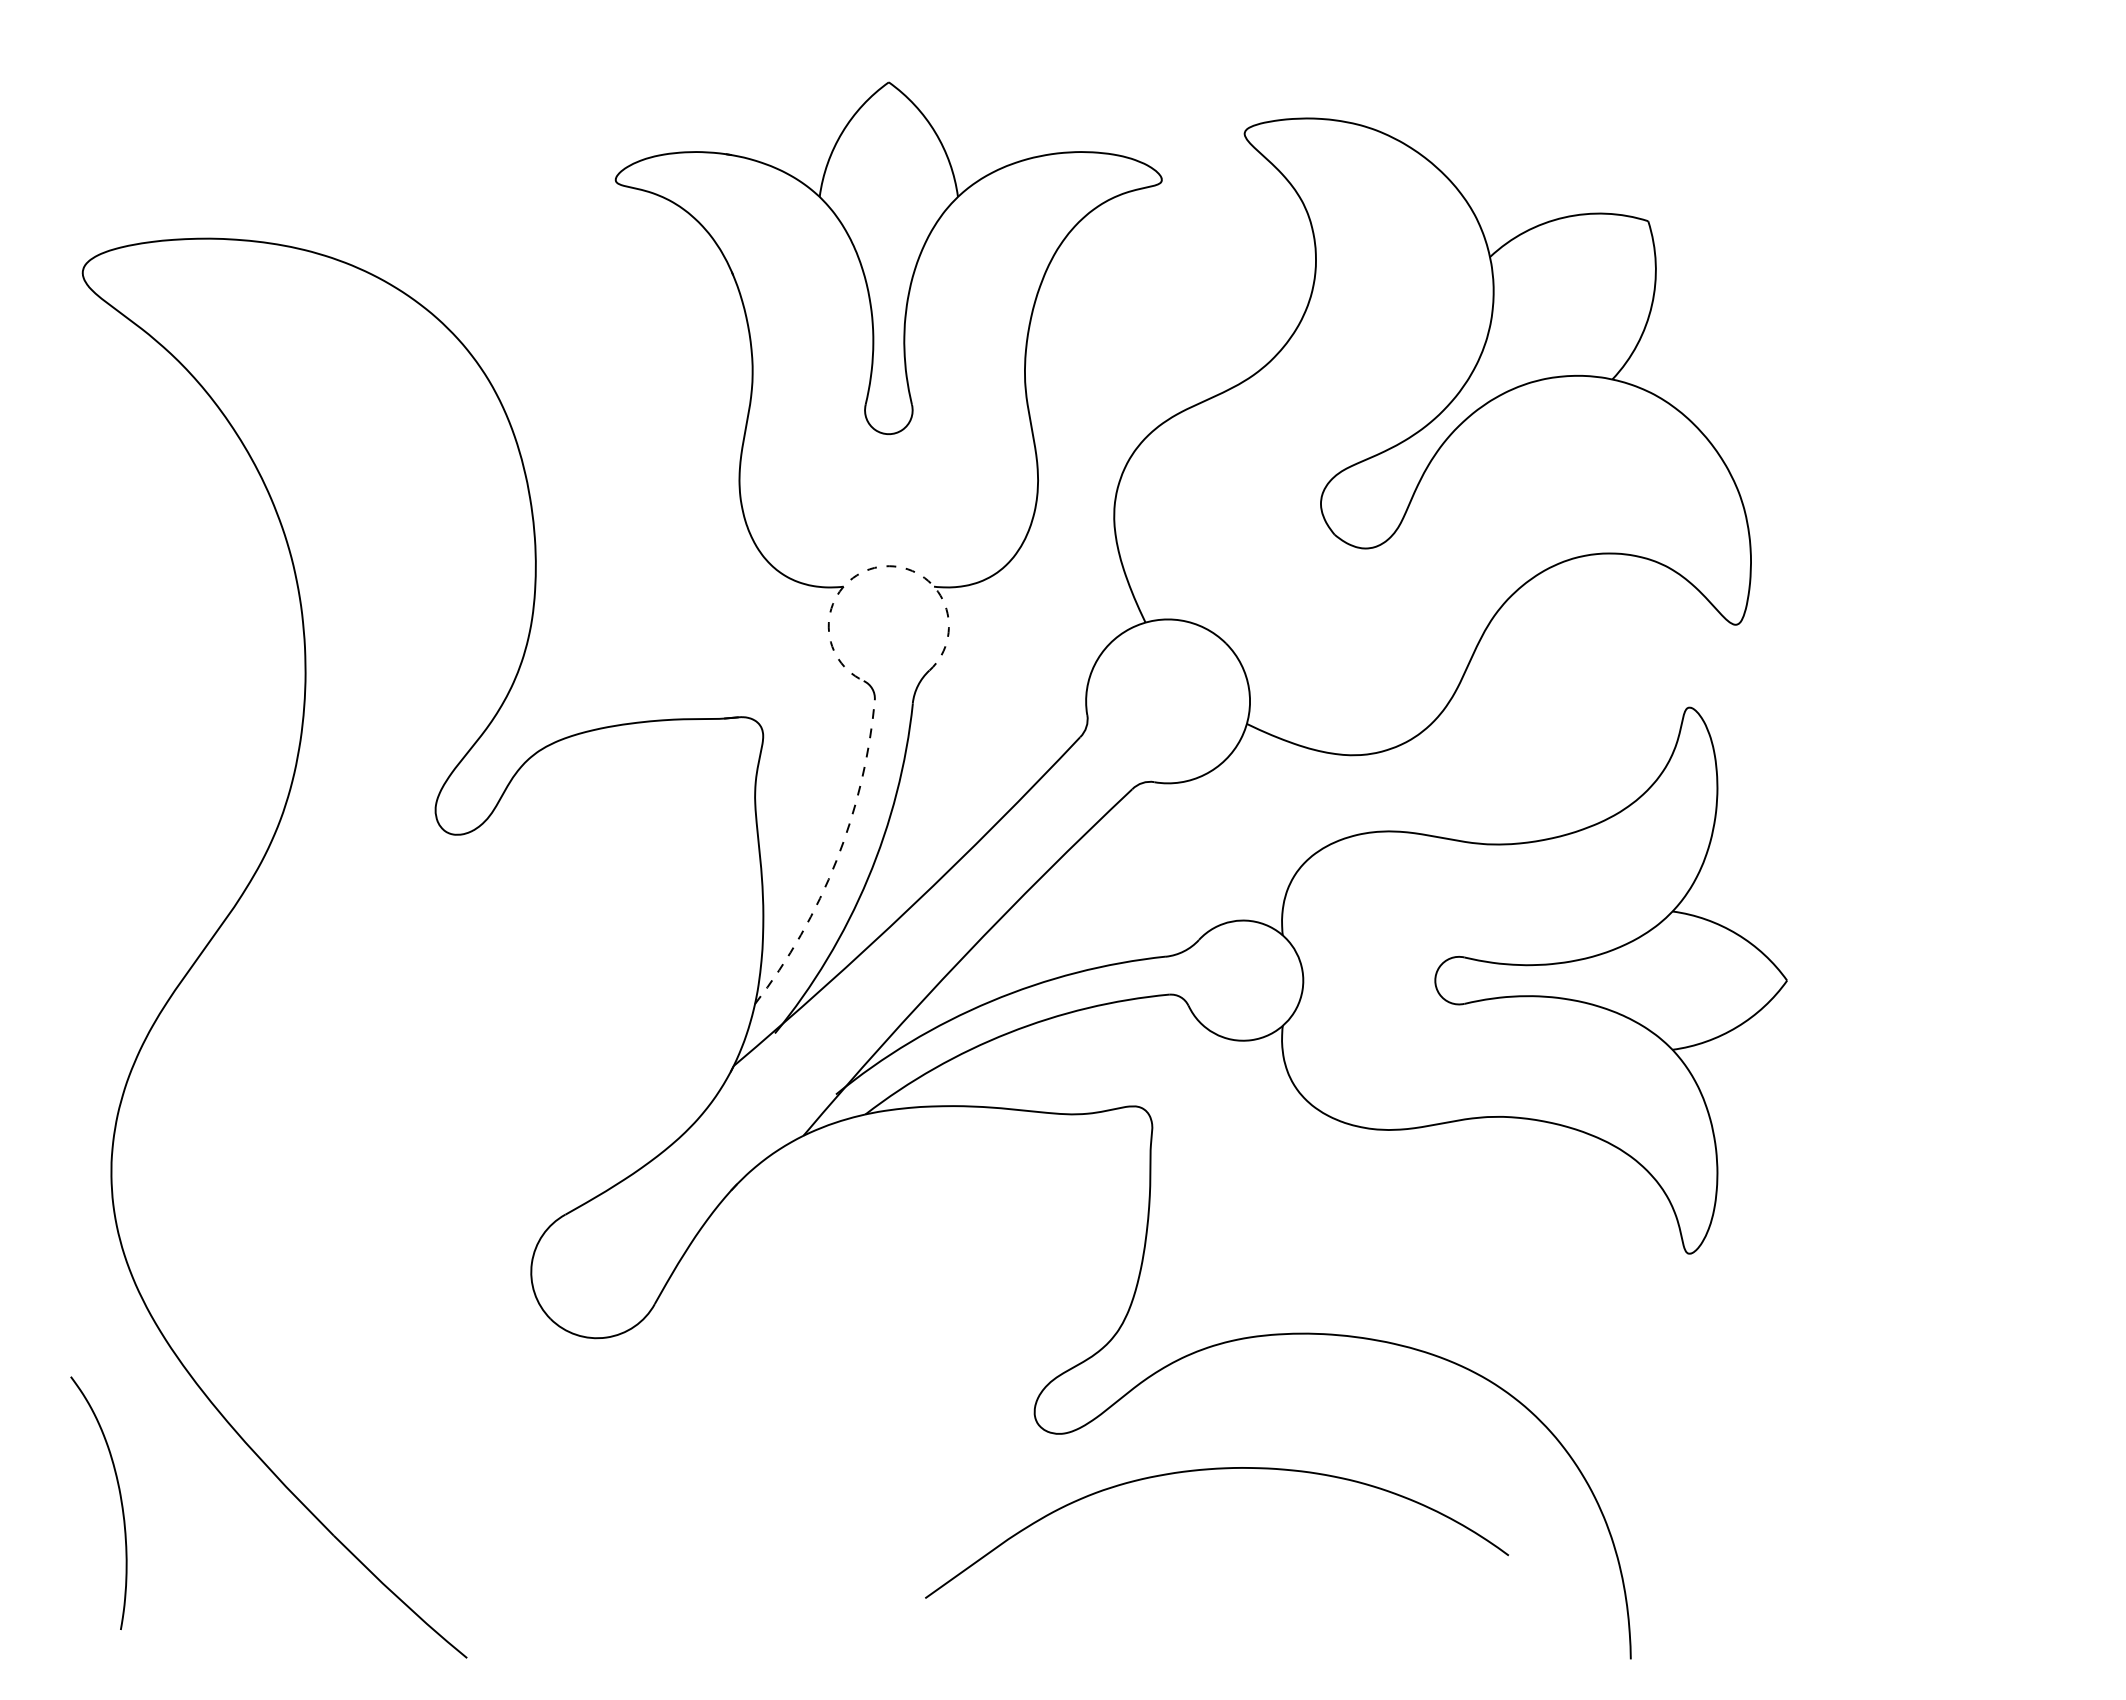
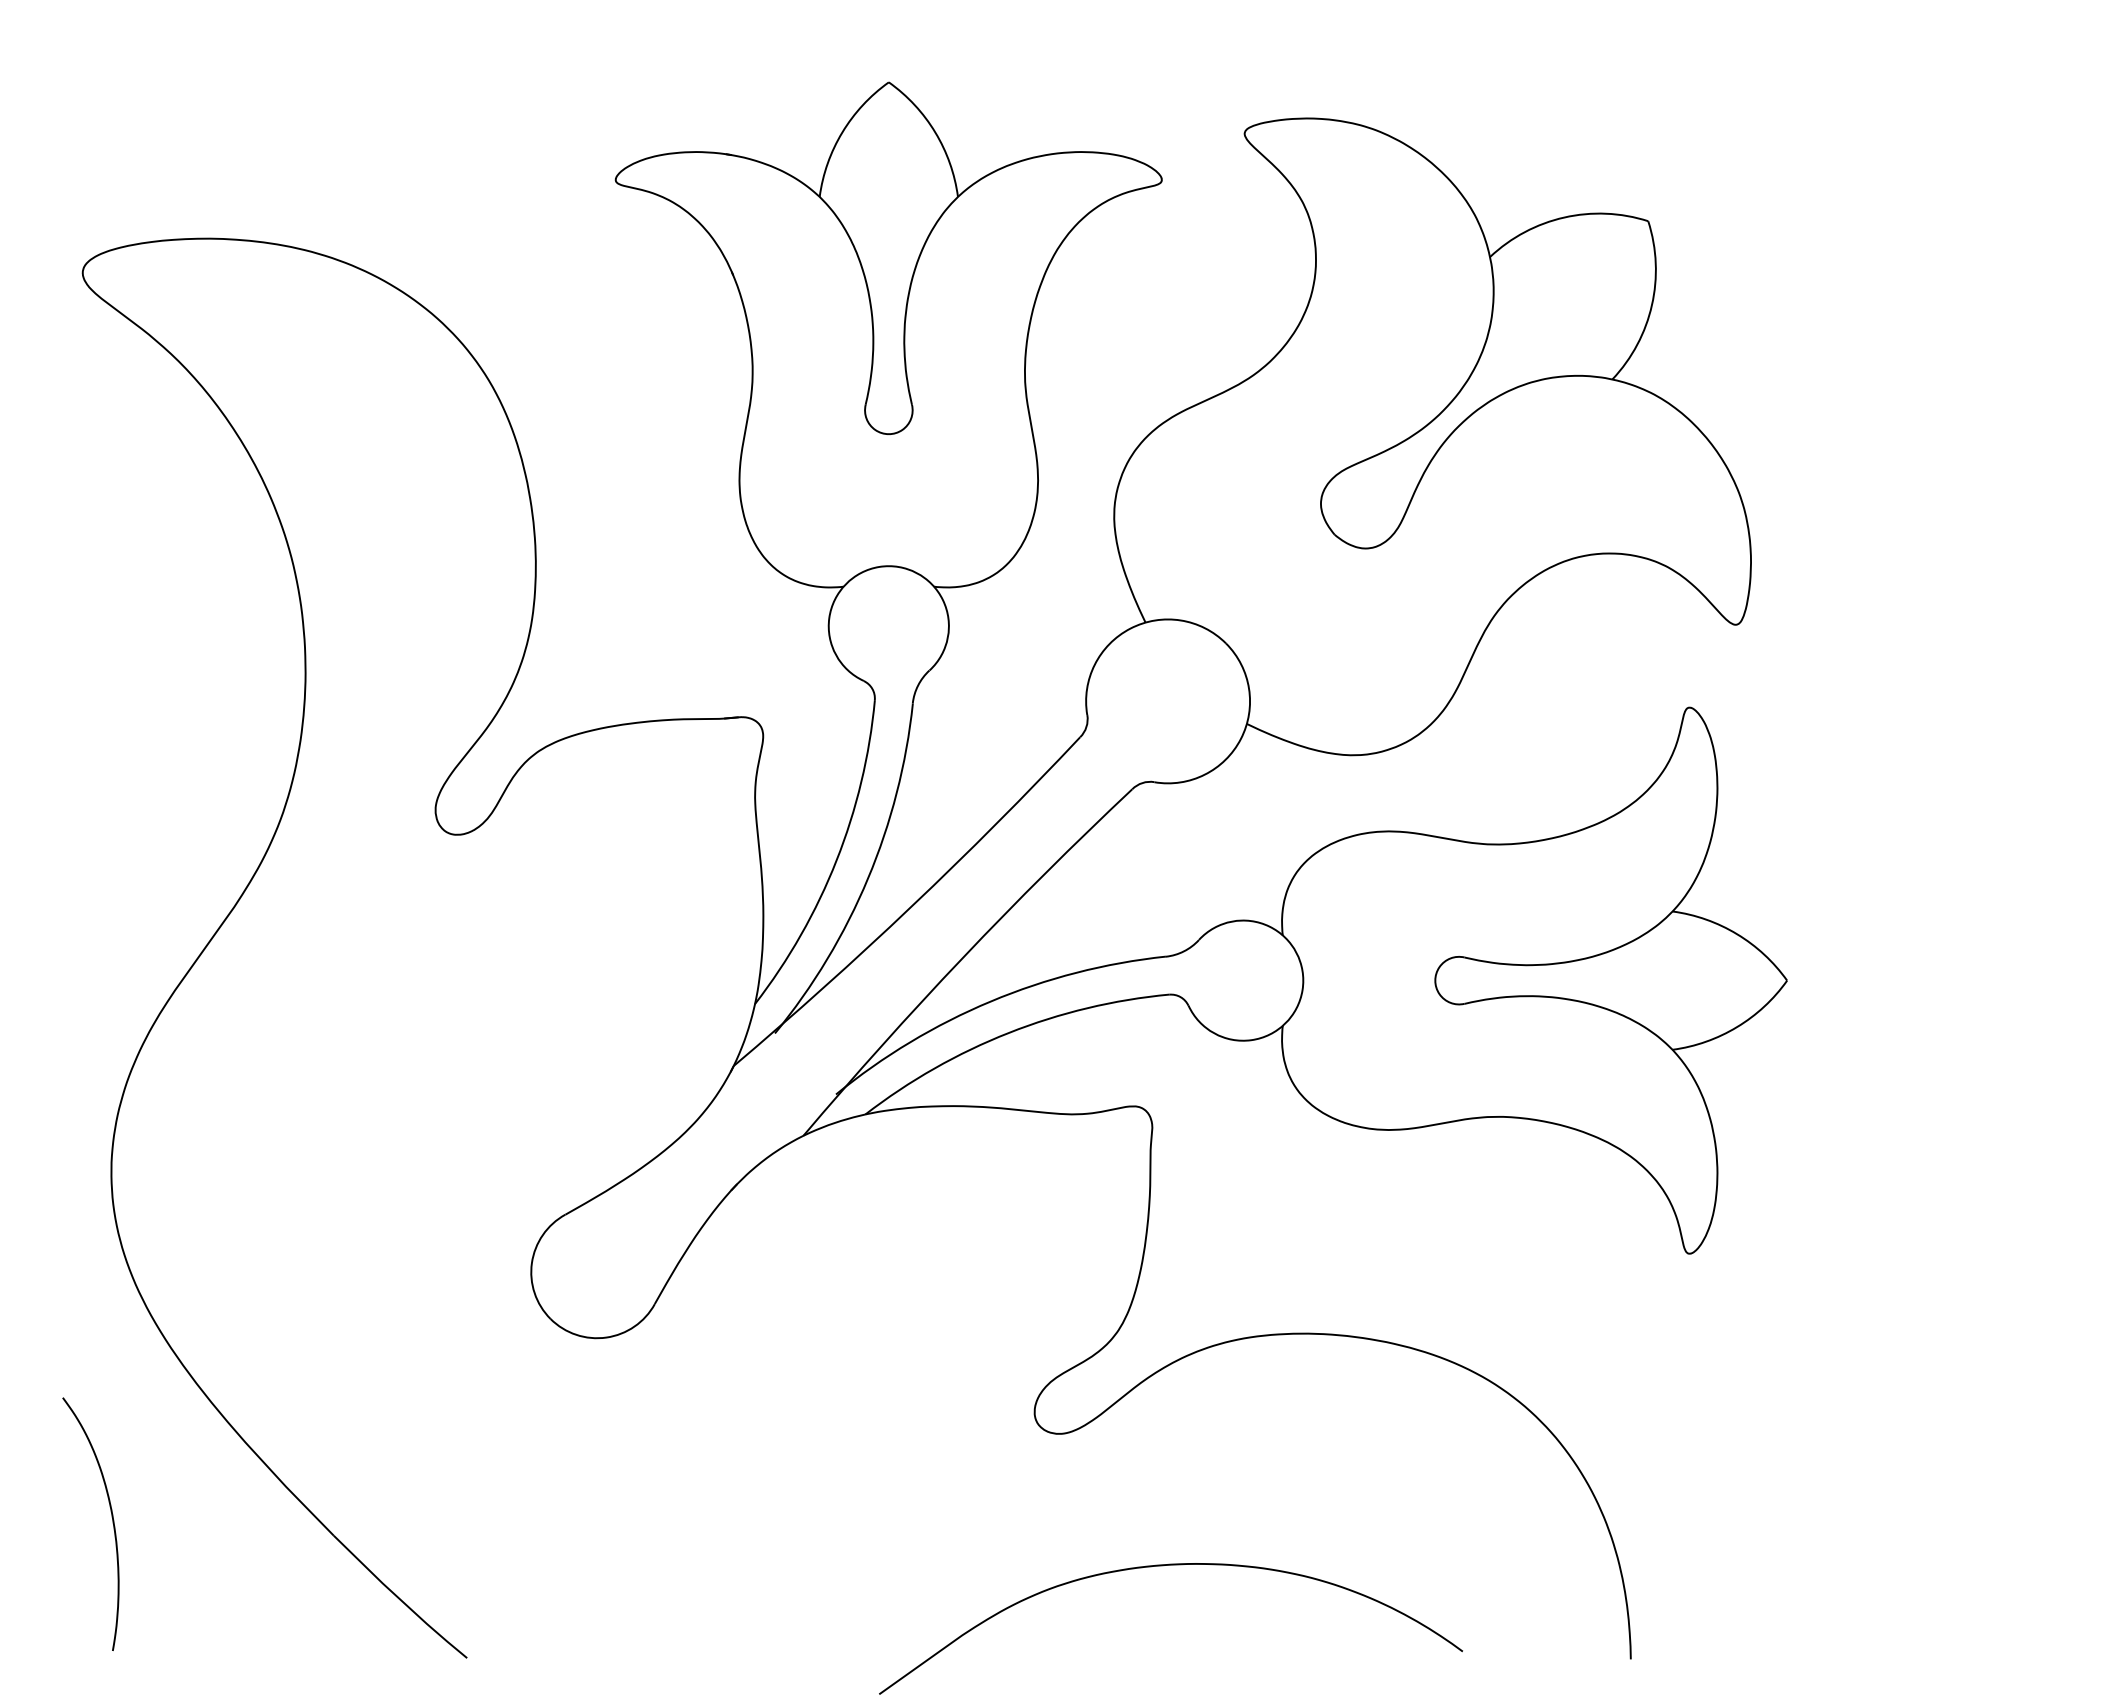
arc: dashed -> solid (879, 566)
arc: dashed -> solid (836, 860)
curve position: (1209, 1470) -> (1163, 1566) (1163, 1566)
curve position: (119, 1496) -> (111, 1517) (111, 1517)
